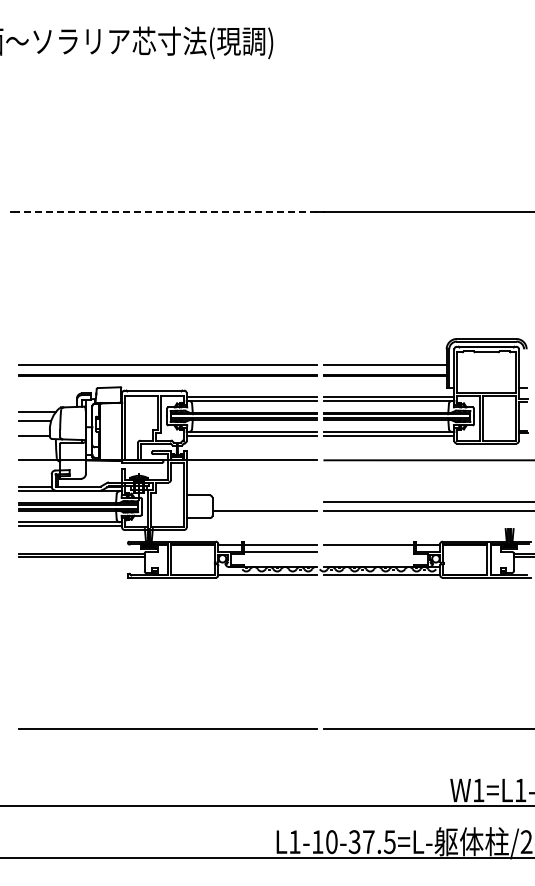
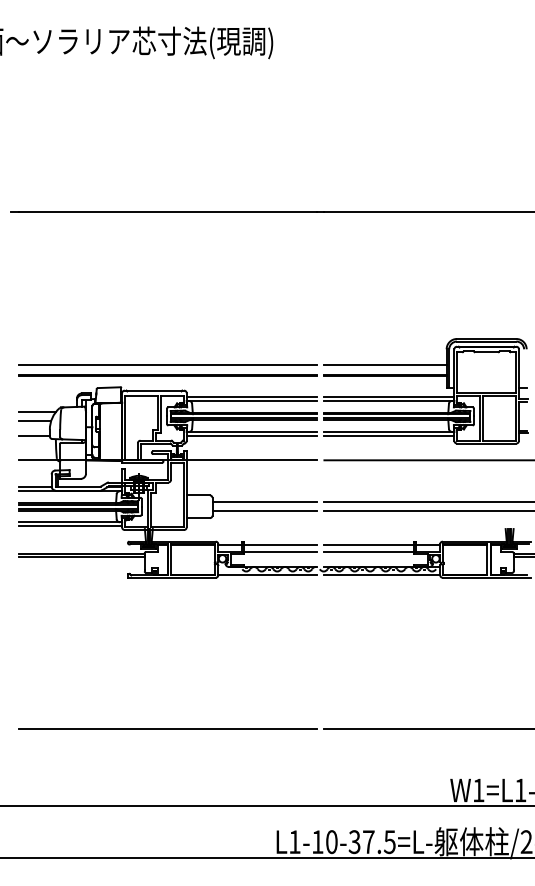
line: dashed -> solid (167, 212)
line: none -> present (264, 502)
line: none -> present (369, 551)
